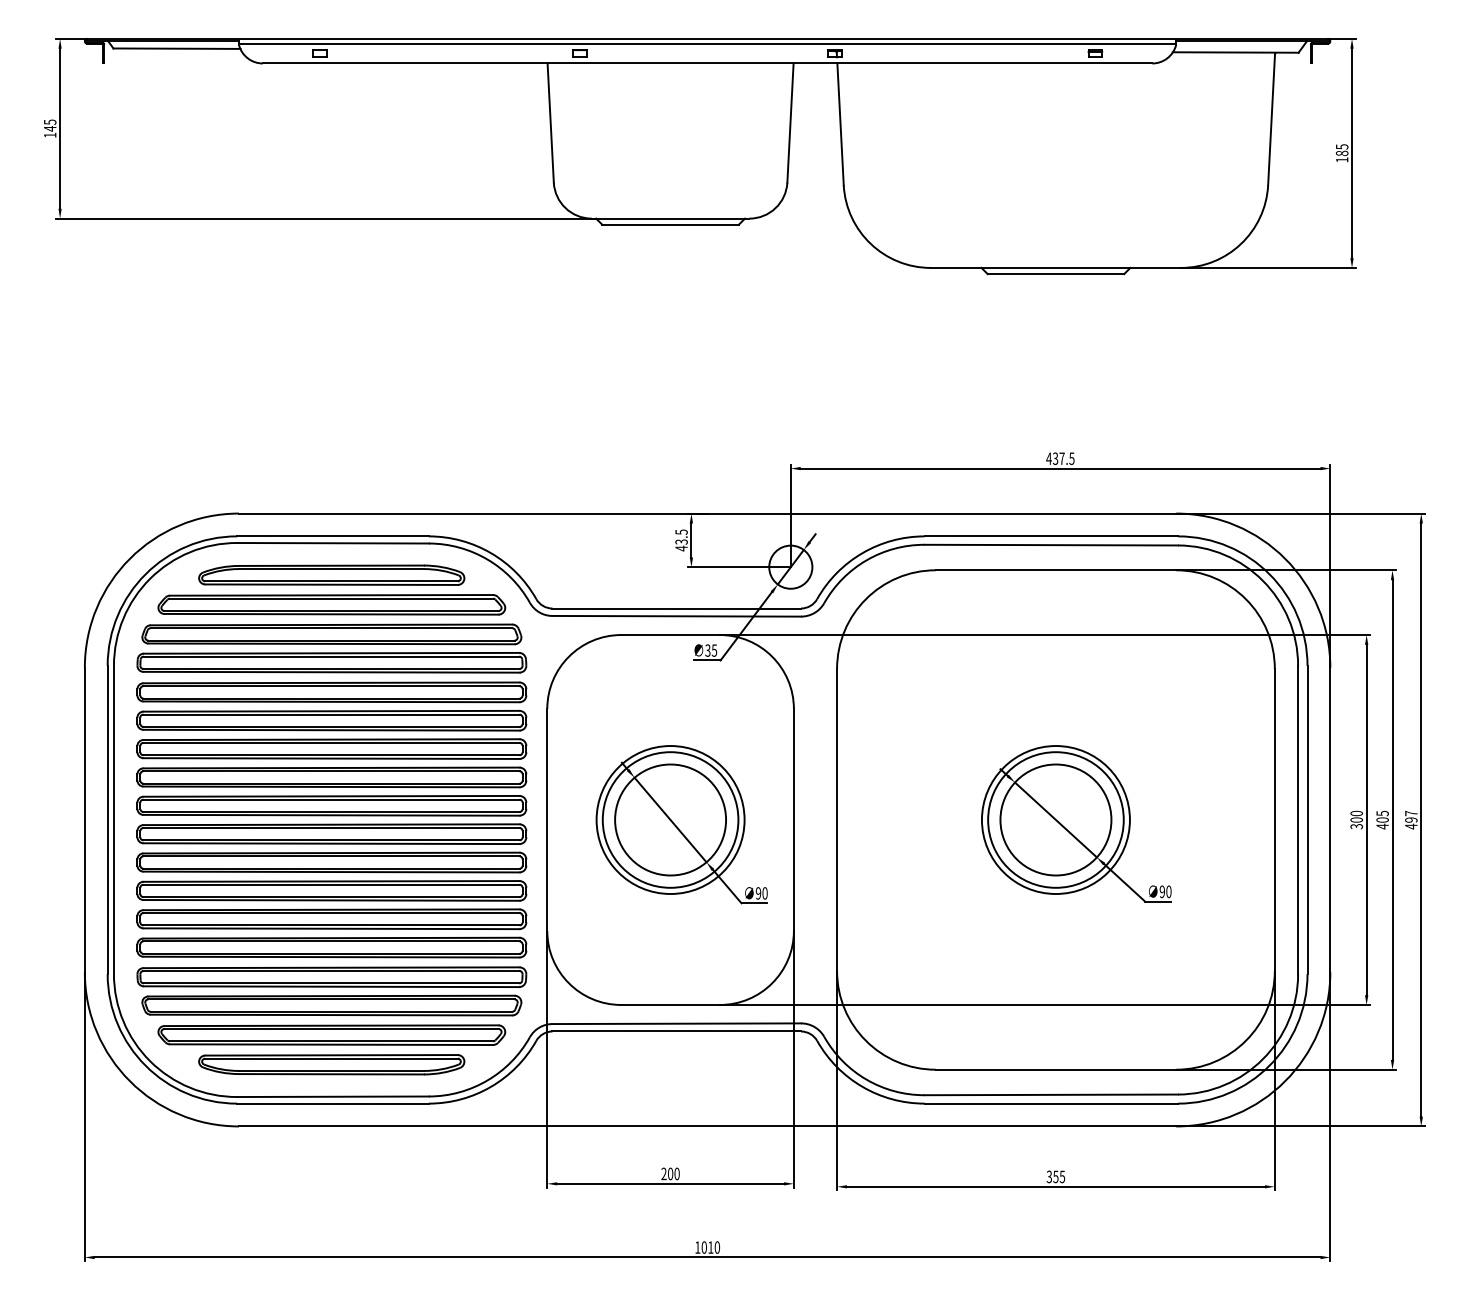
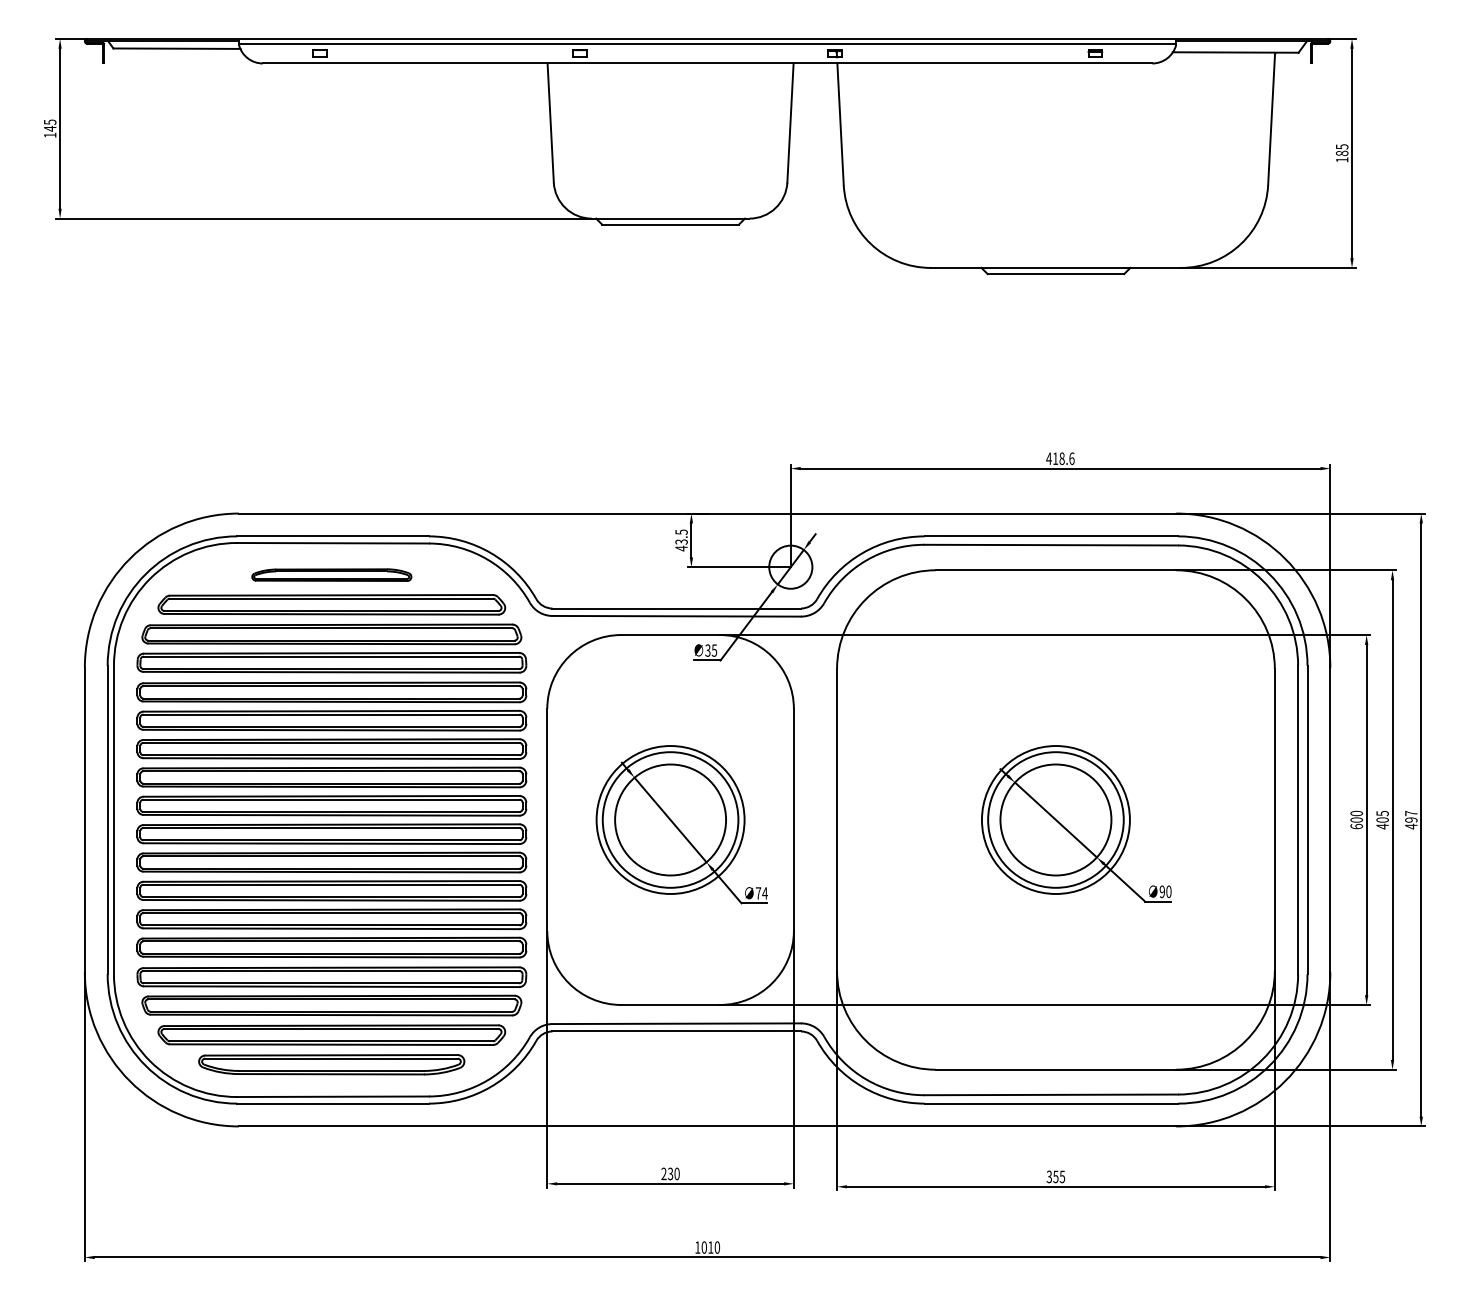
text: 437.5 -> 418.6 (1063, 458)
part size: 268x22 px -> 162x14 px (331, 574)
text: 300 -> 600 (1356, 826)
text: 90 -> 74 (761, 893)
text: 200 -> 230 (670, 1173)
